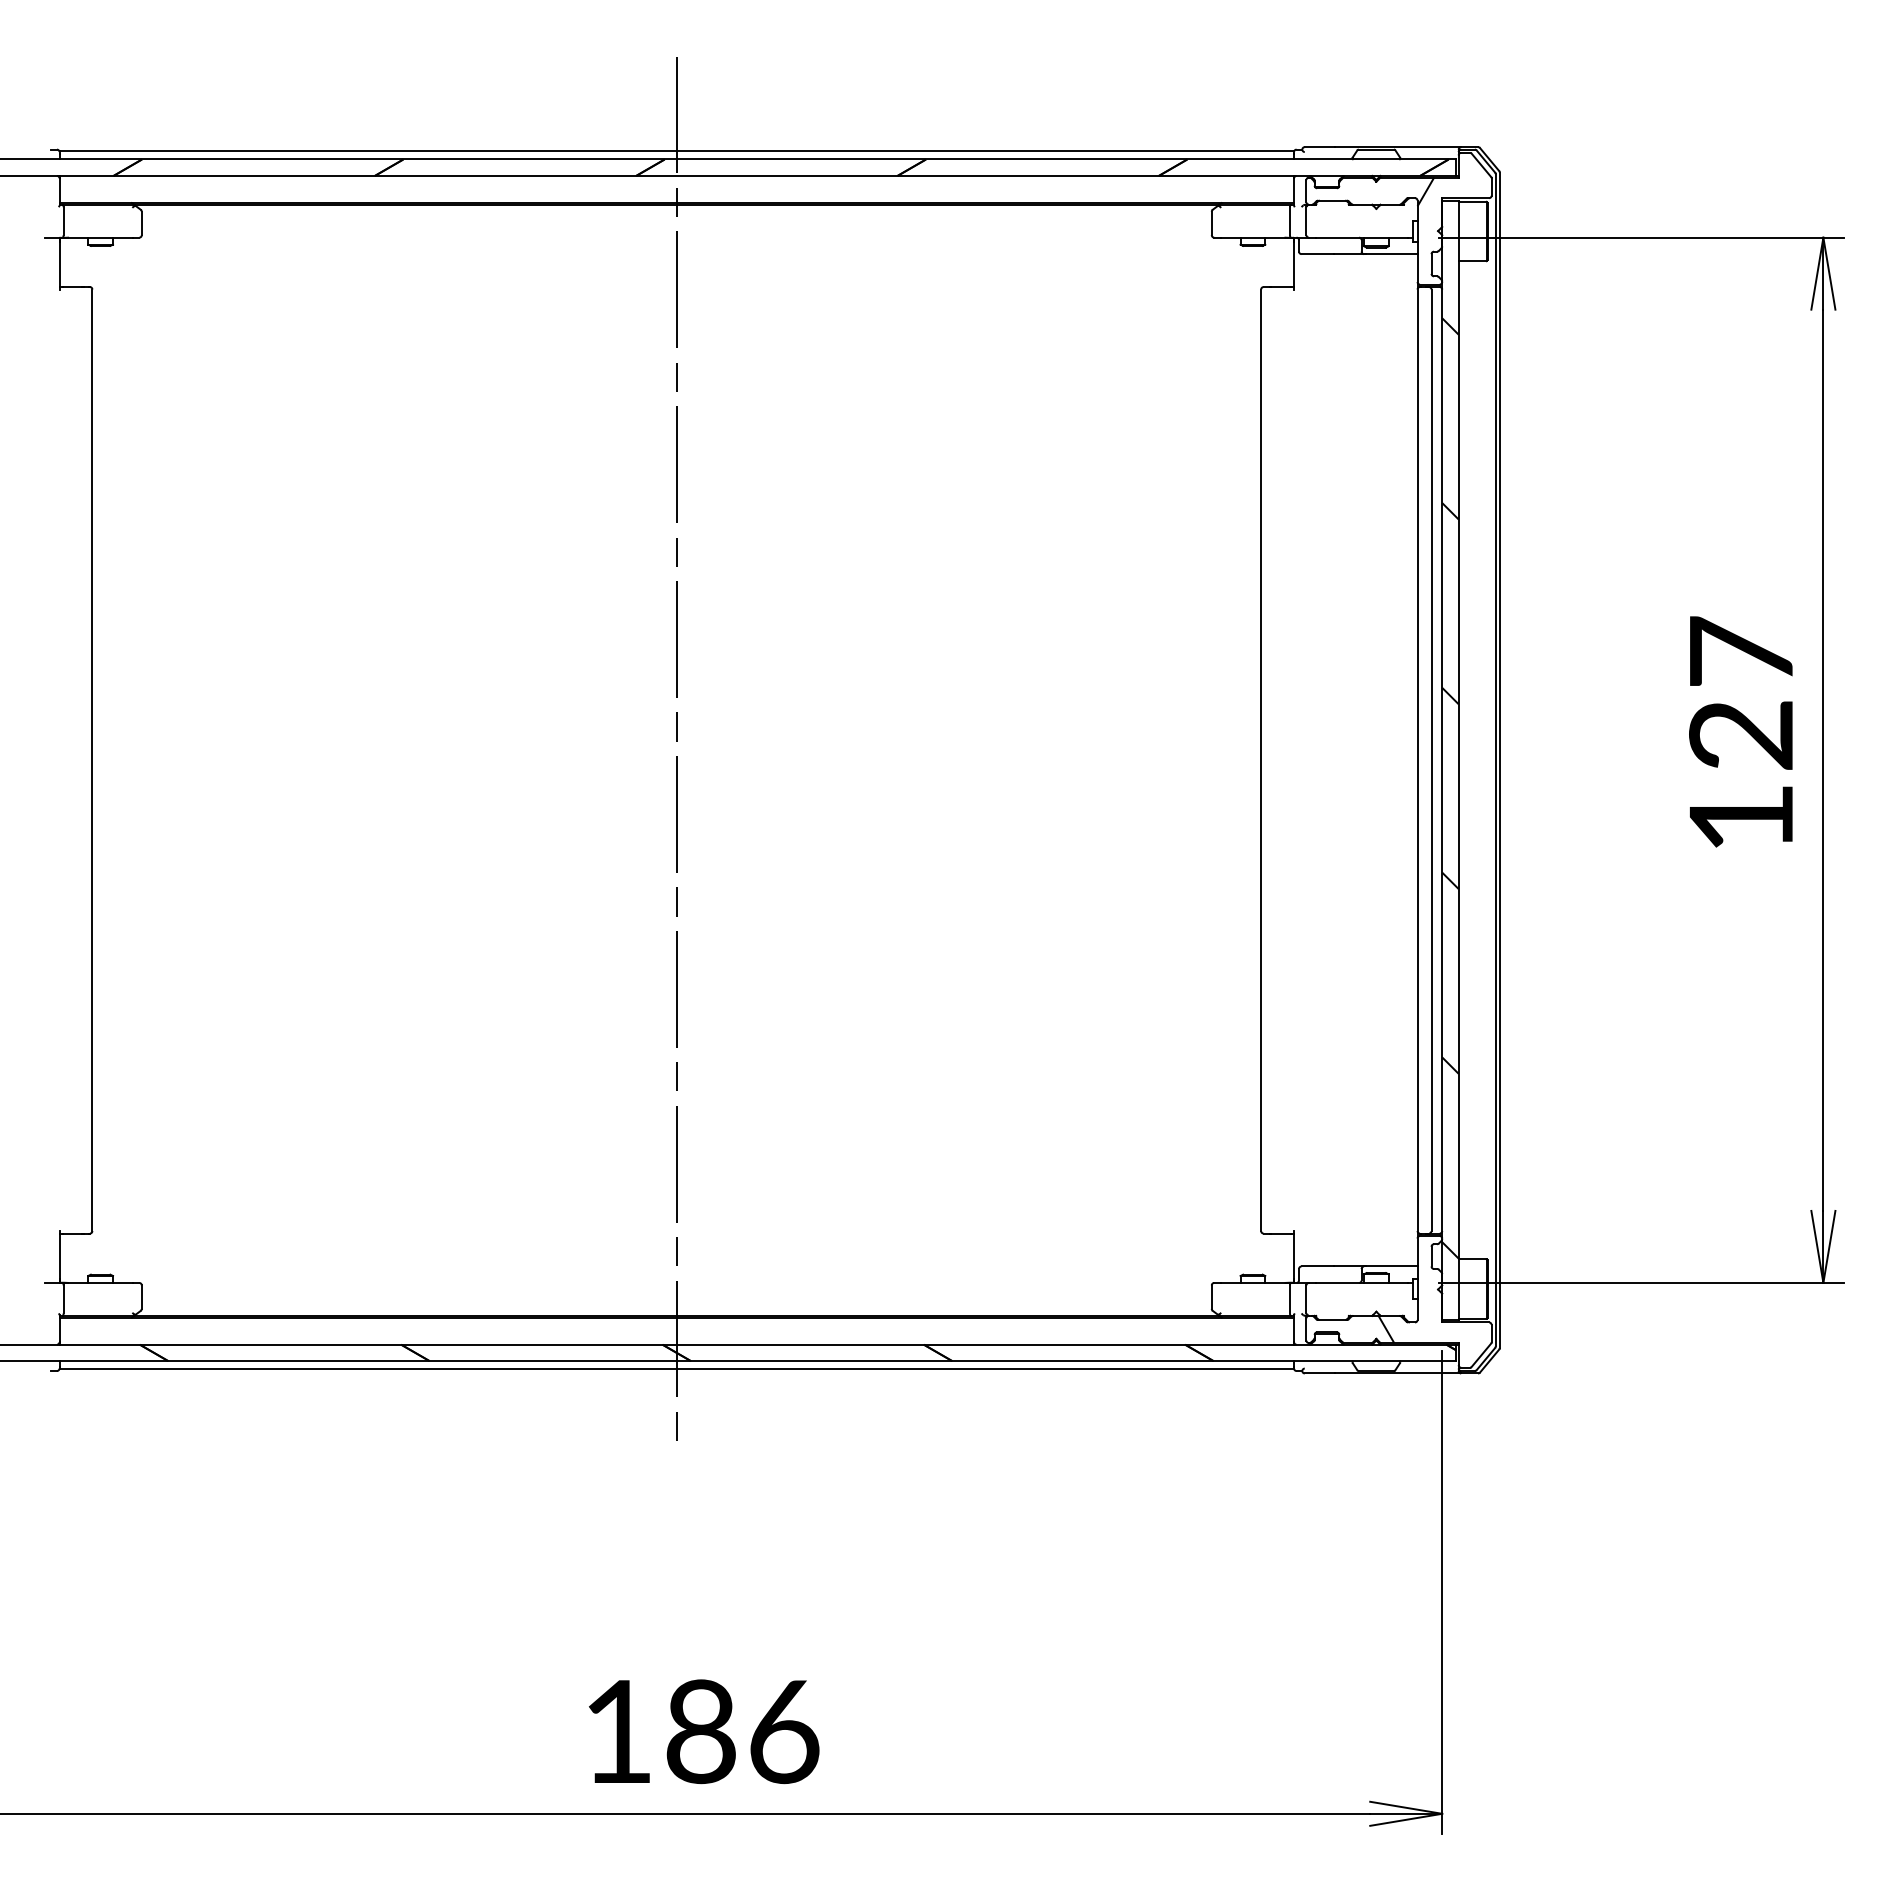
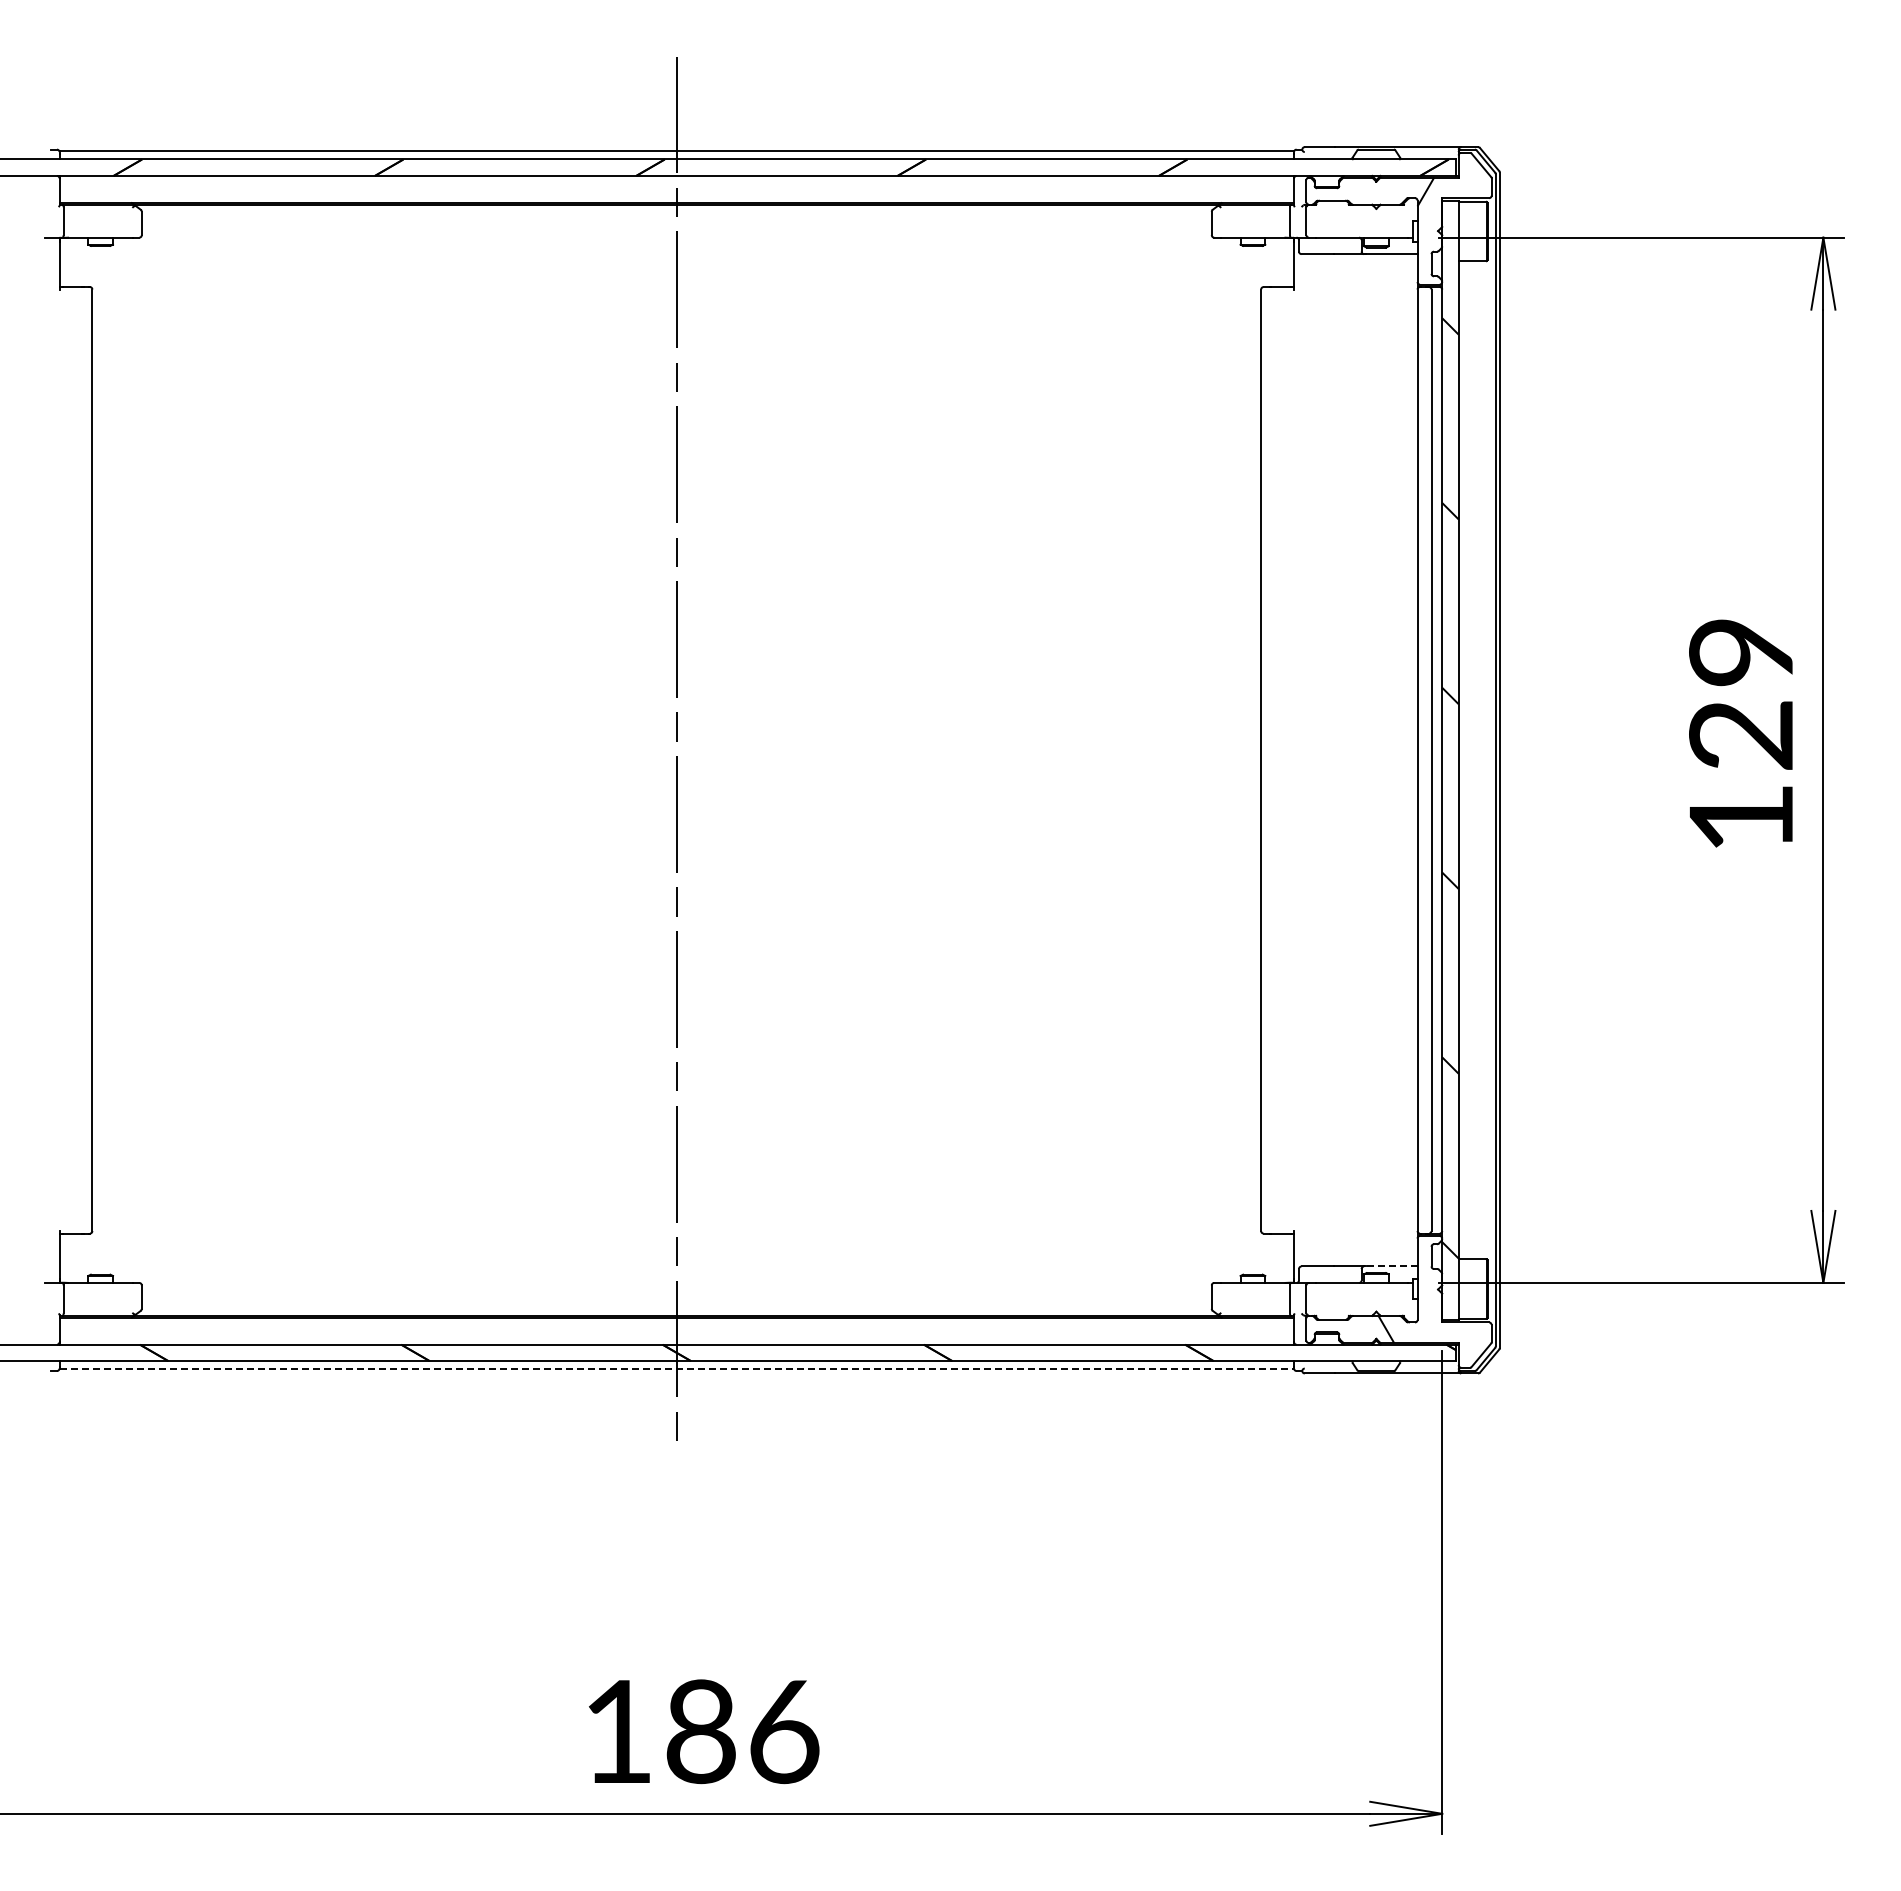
text: 127 -> 129 (1740, 651)
line: solid -> dashed (1391, 1266)
line: solid -> dashed (677, 1369)
